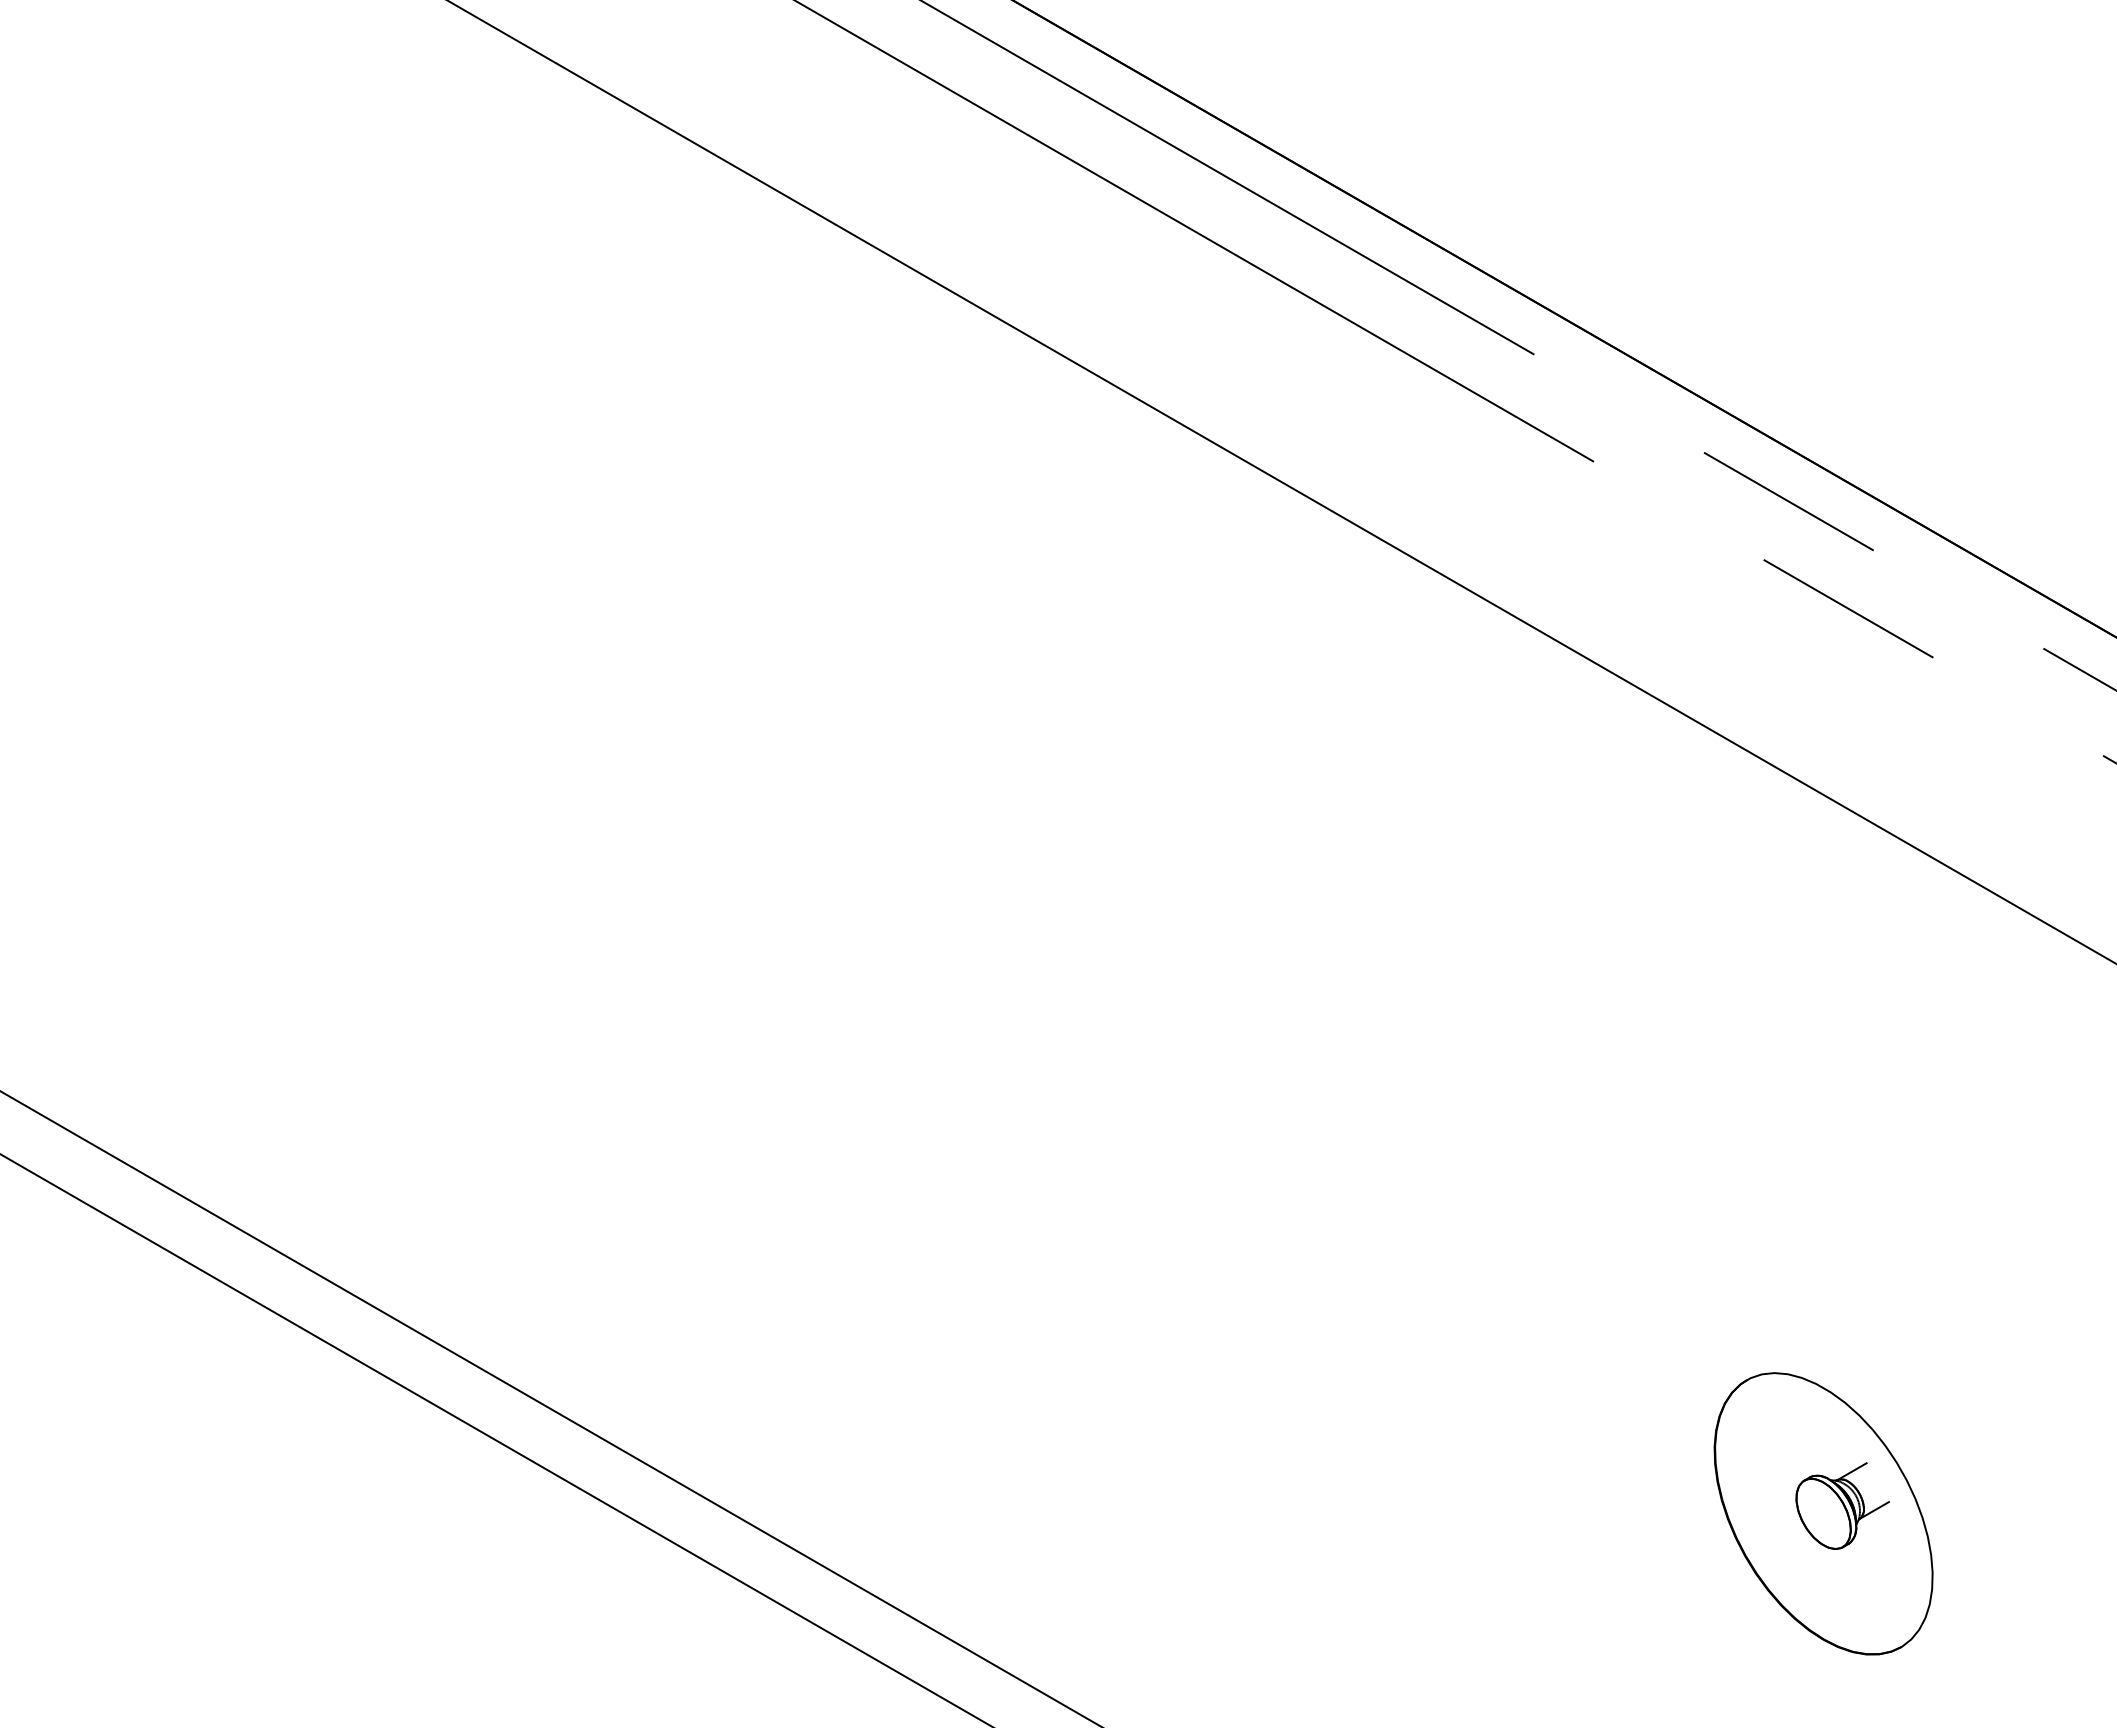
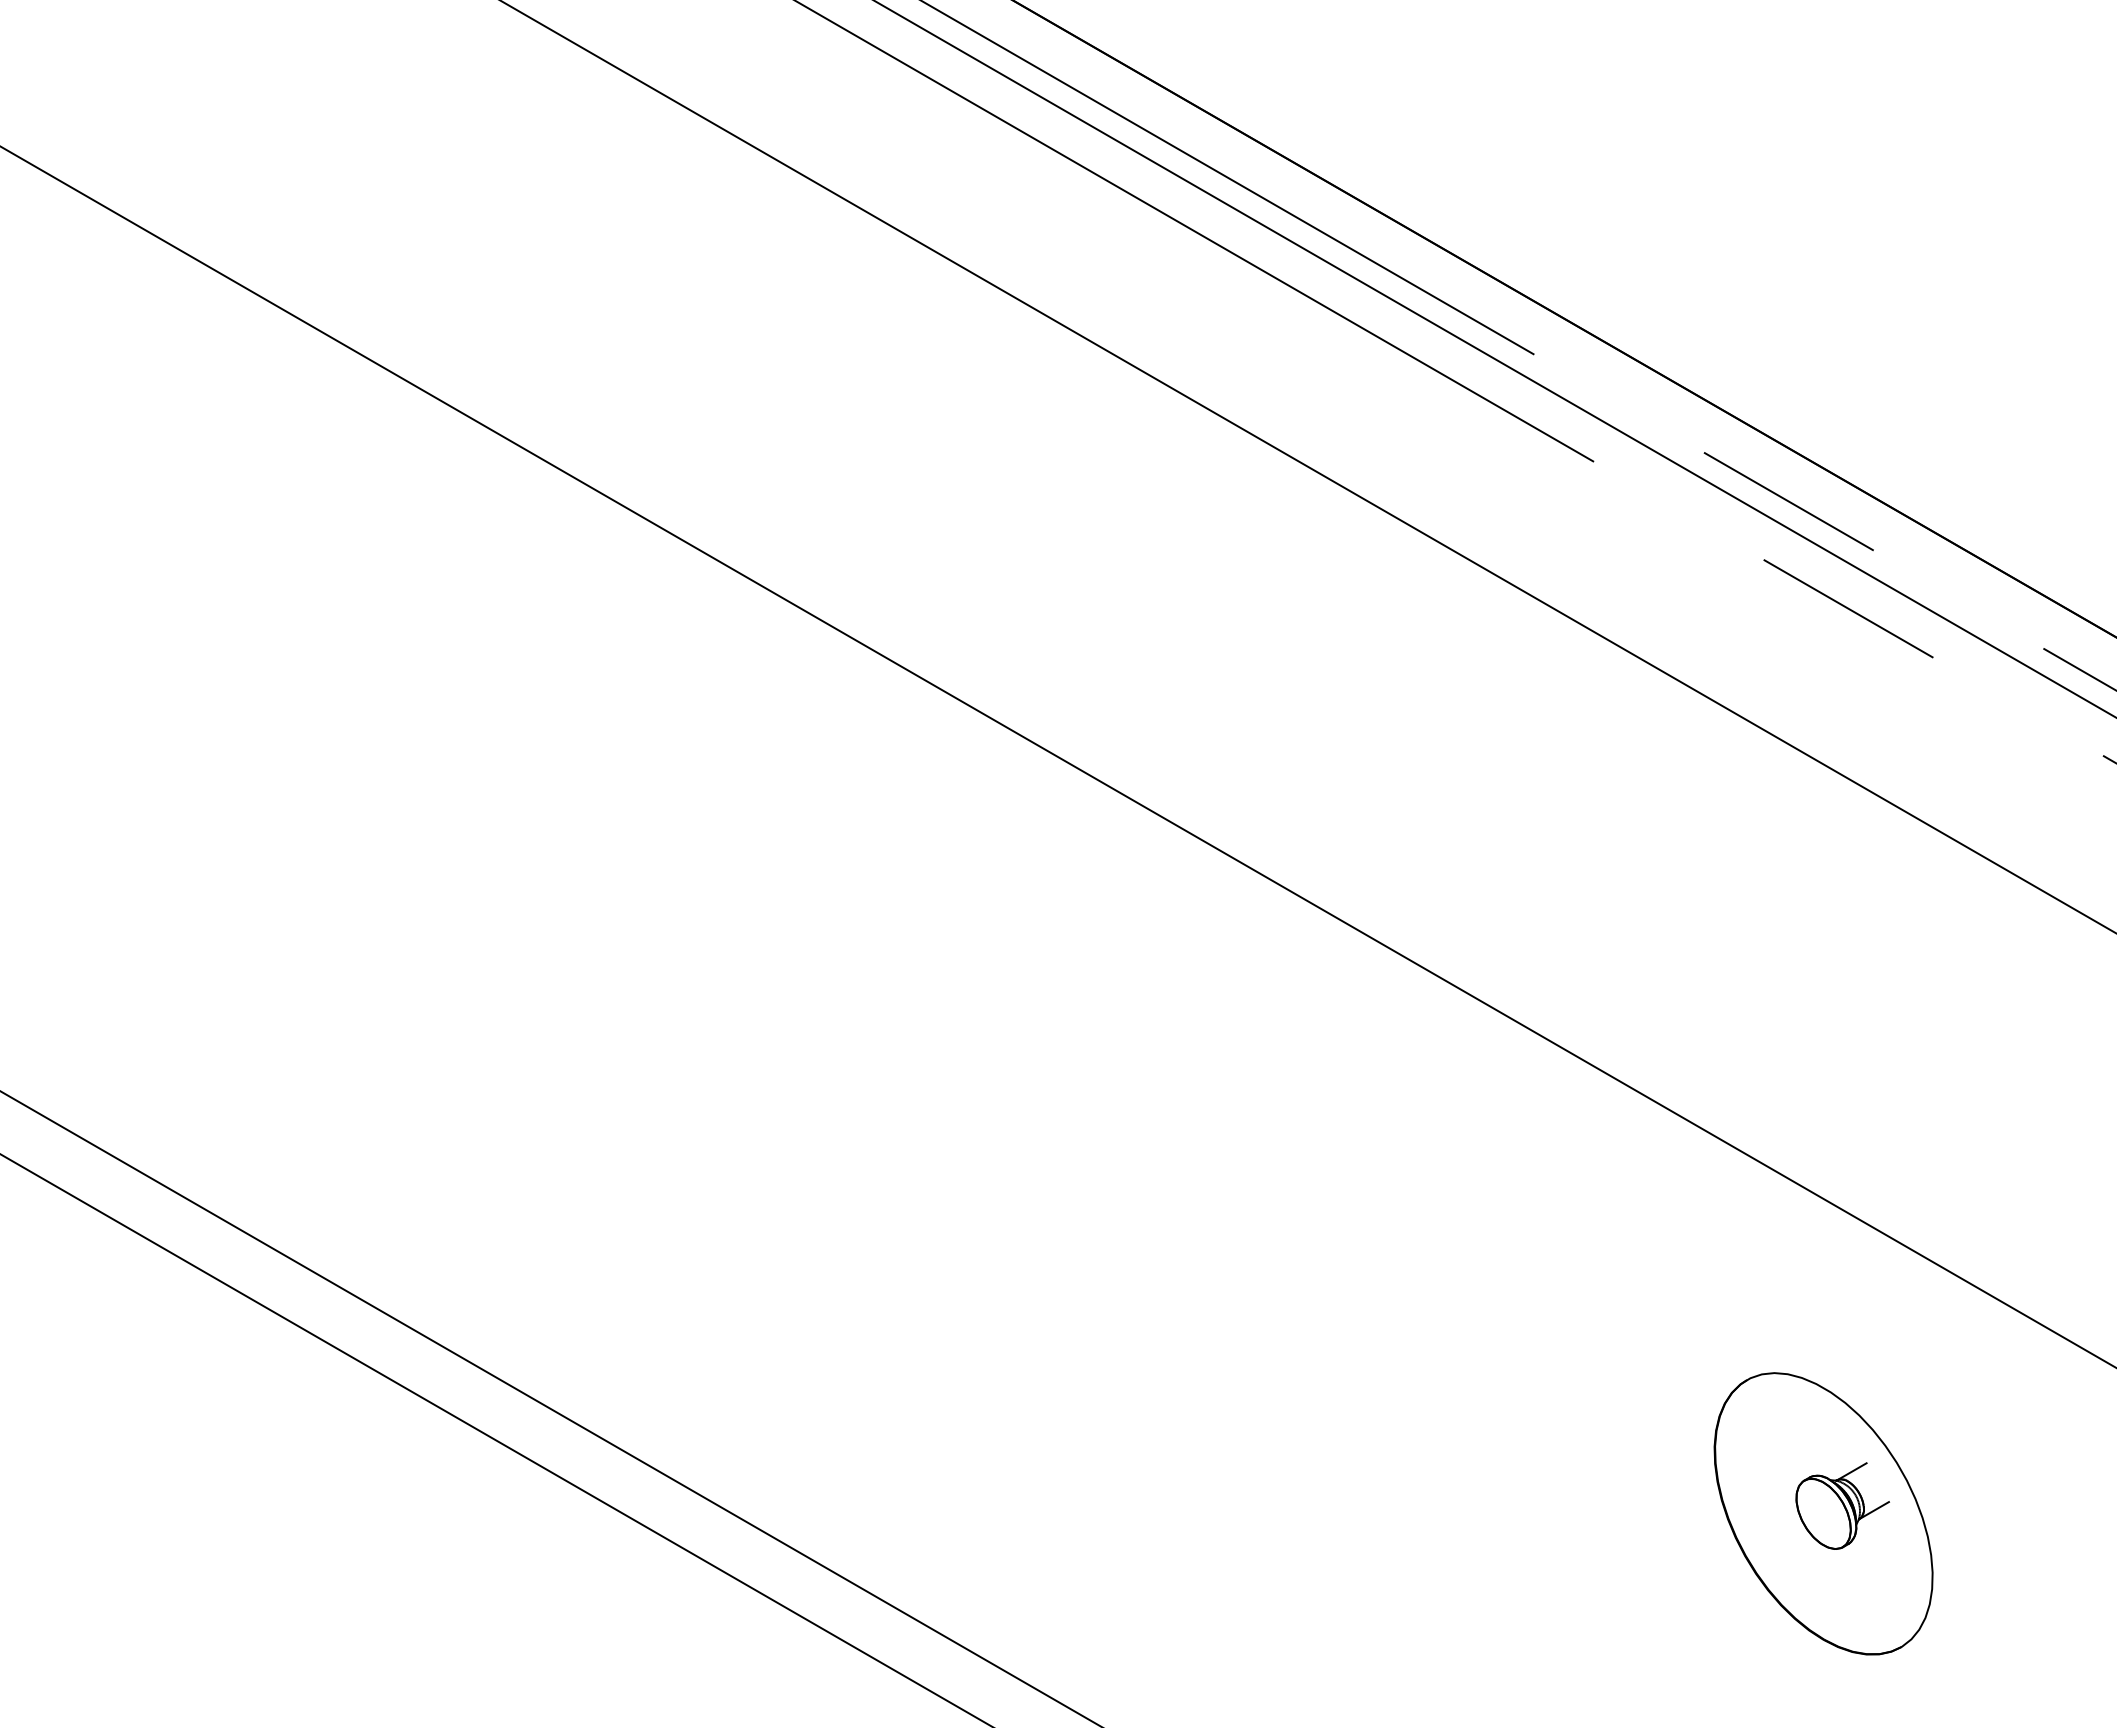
line: none -> present (1494, 358)
line position: (1281, 482) -> (1308, 466) (1308, 466)
line: none -> present (1057, 756)
